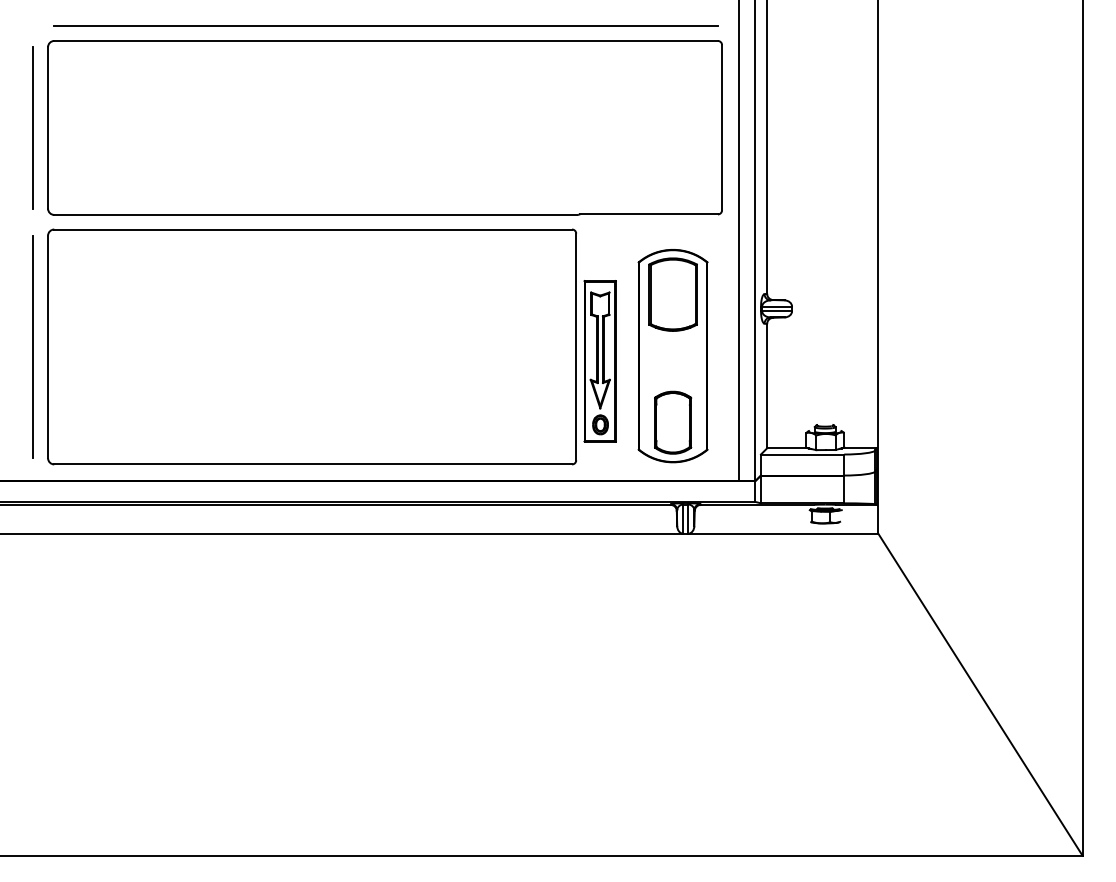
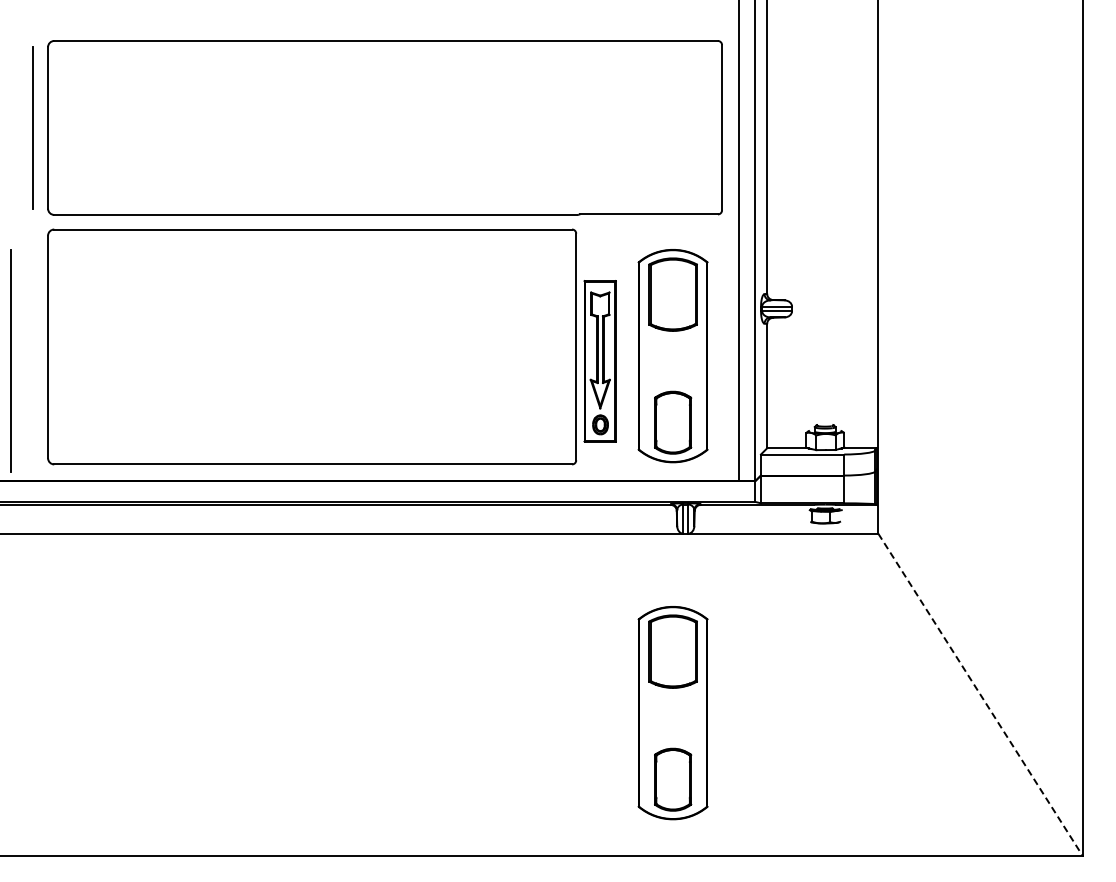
line: present -> none (385, 26)
line position: (32, 346) -> (10, 360) (10, 360)
line: solid -> dashed (980, 694)
part: none -> present (672, 713)
